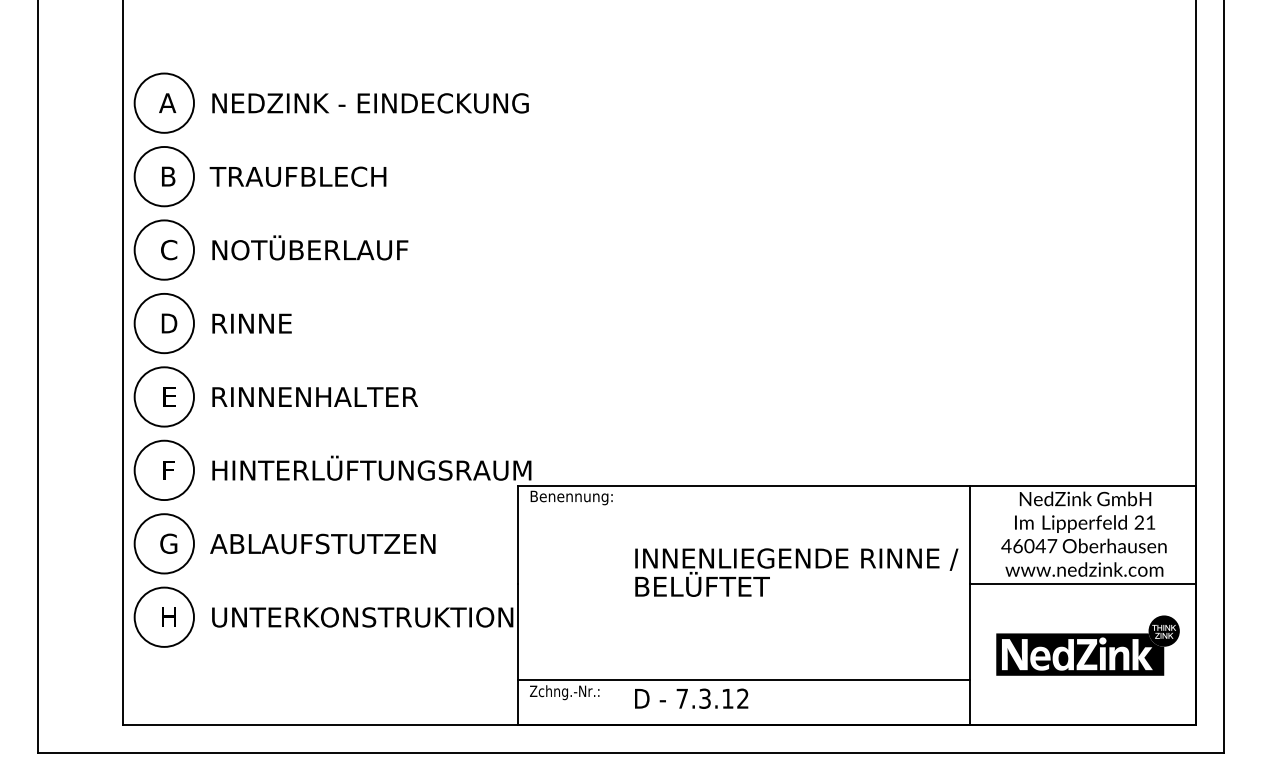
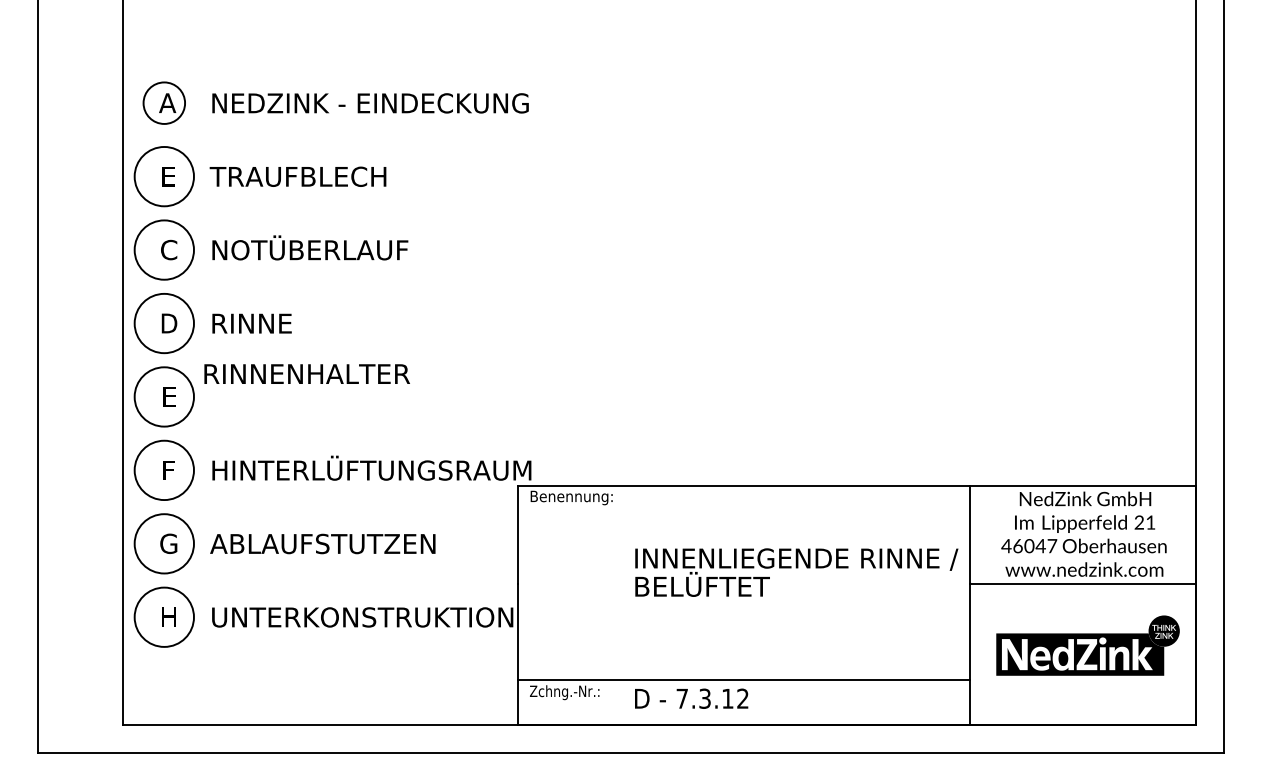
circle diameter: 59 px -> 42 px (164, 102)
text: B -> E (168, 176)
text position: (314, 396) -> (306, 373) (306, 373)
